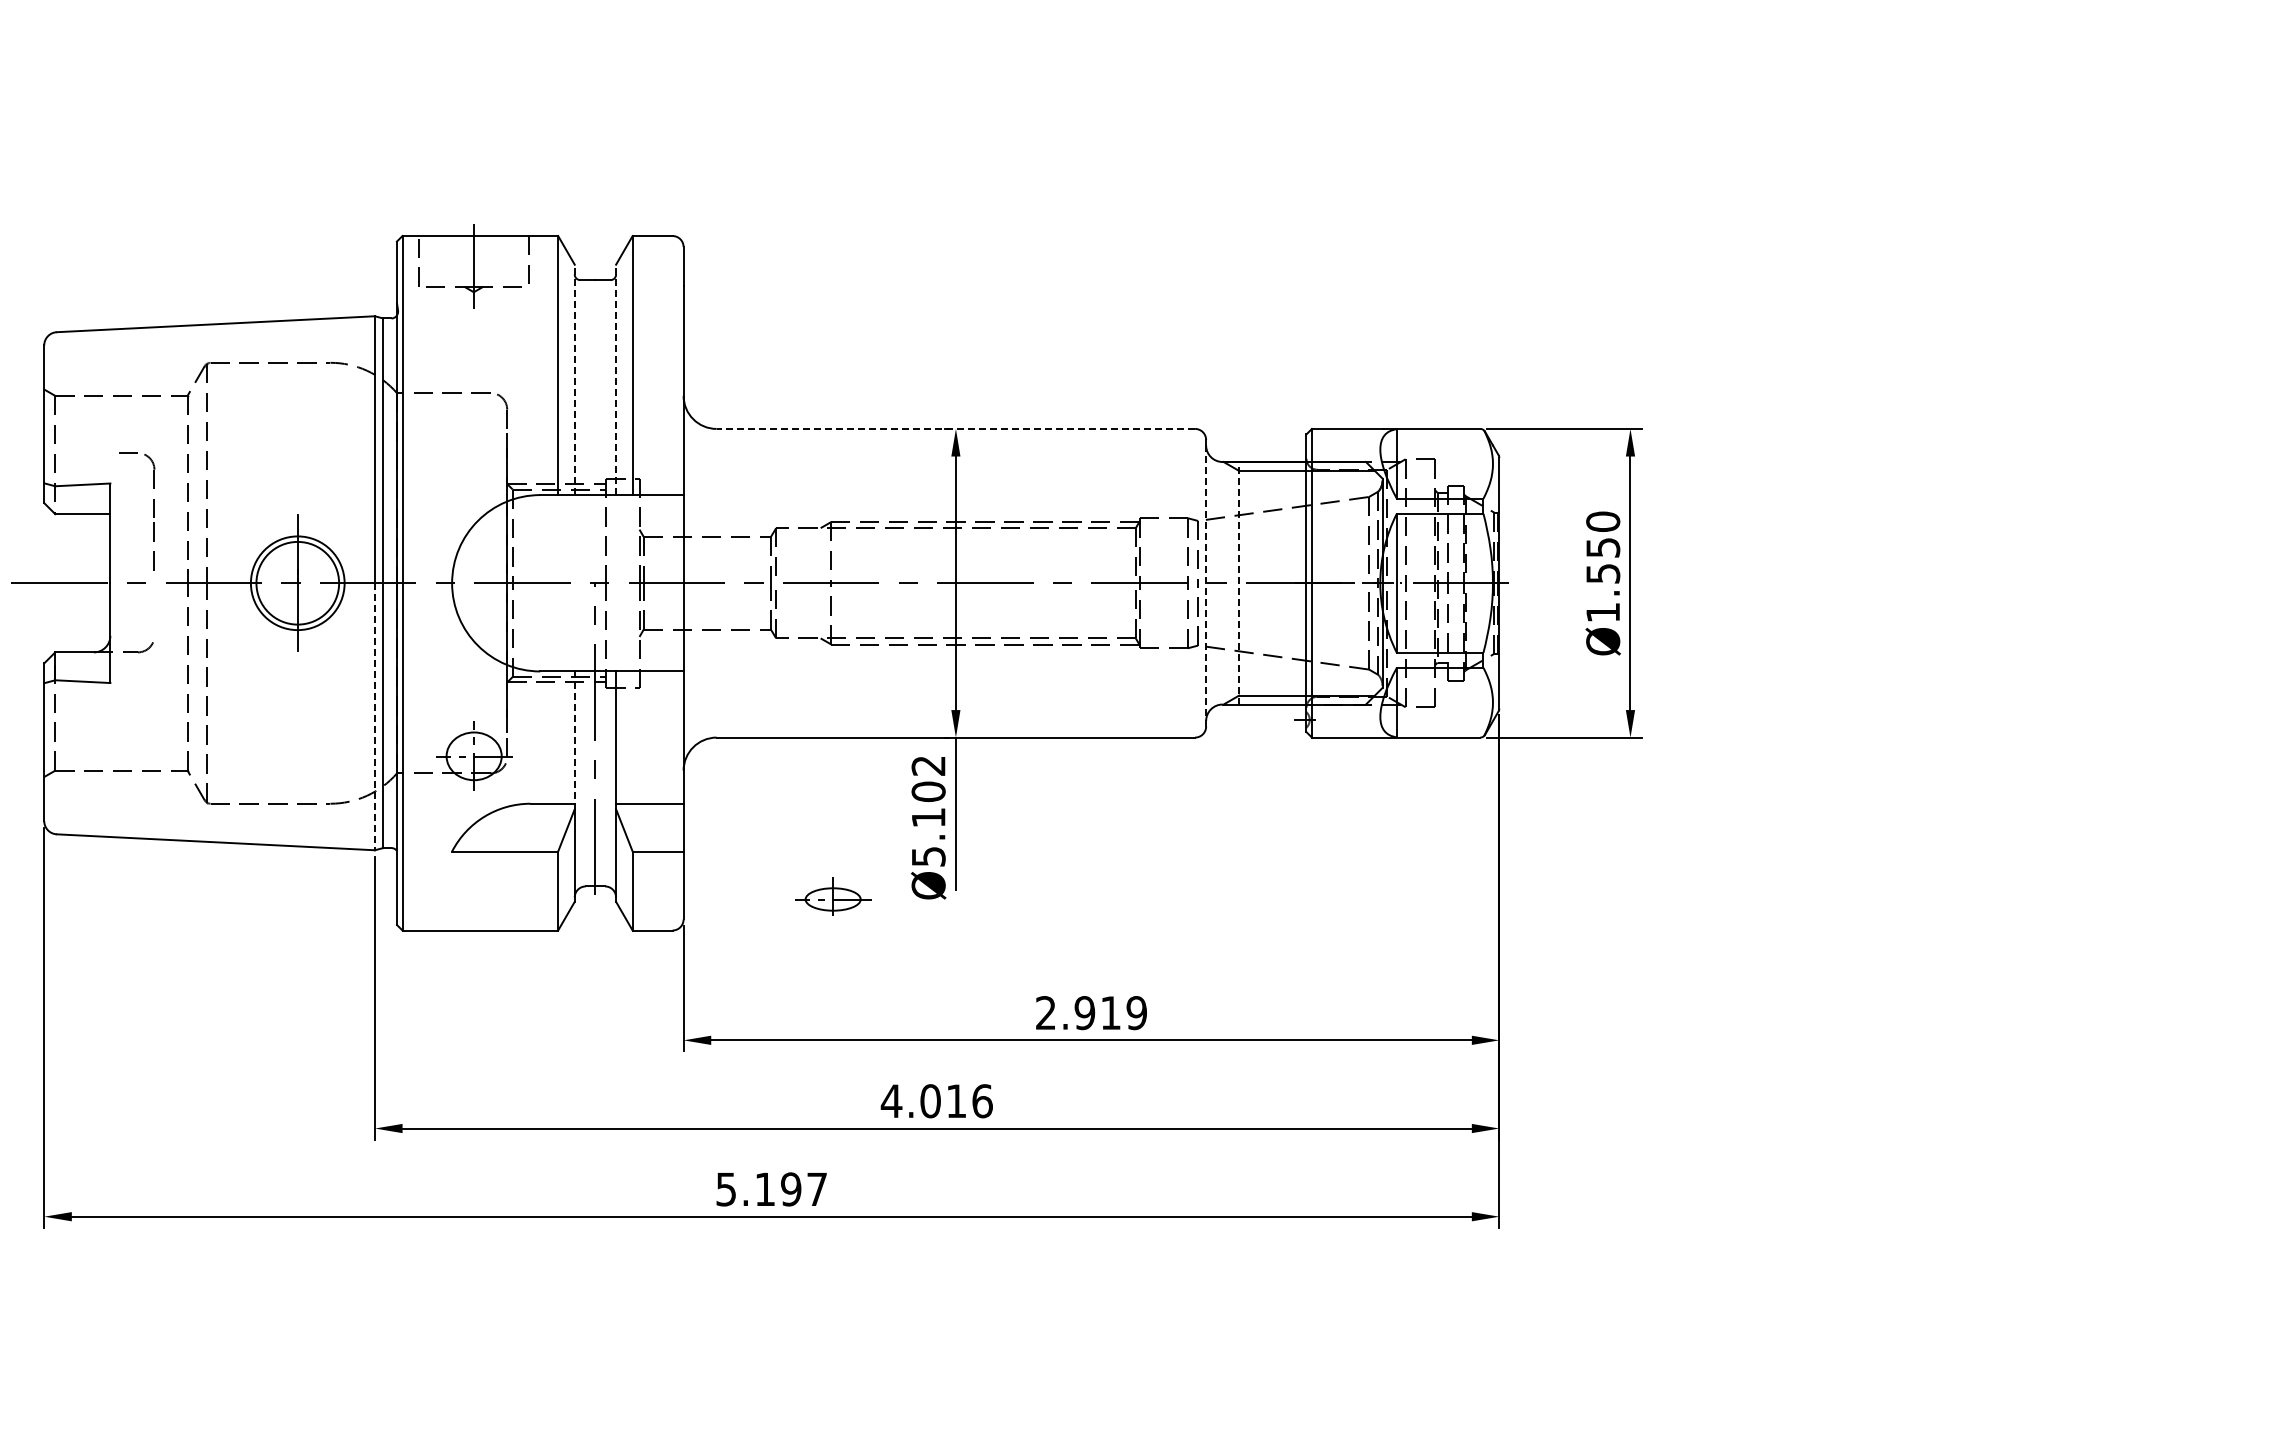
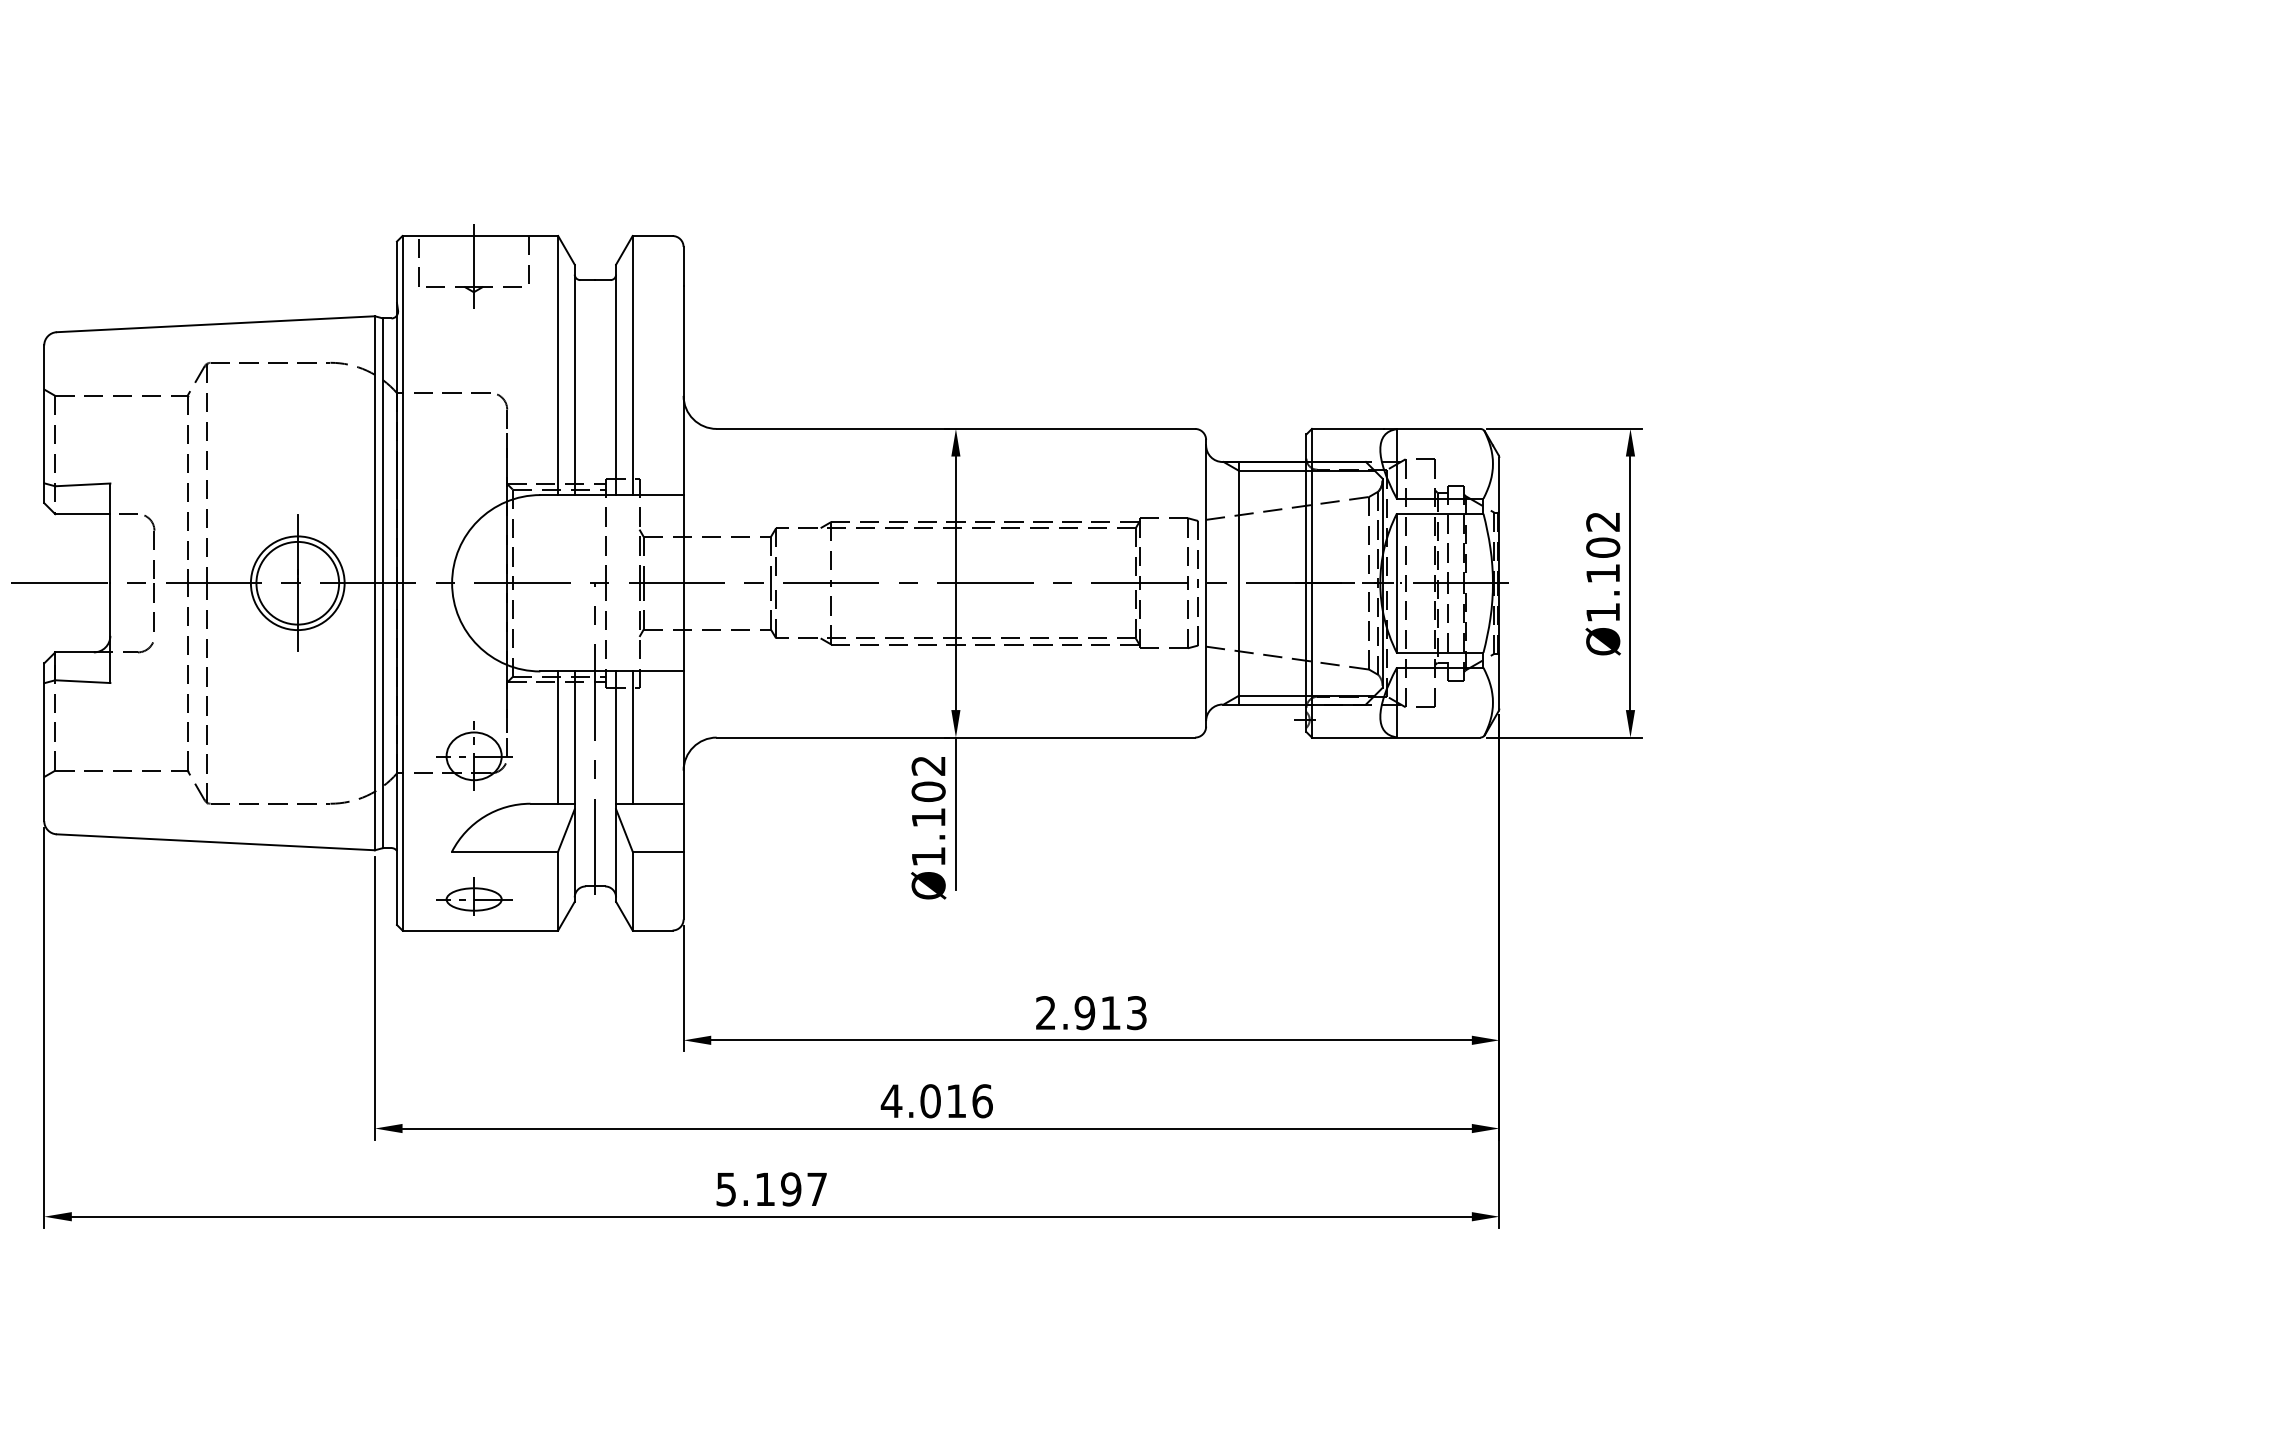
line: dashed -> solid (574, 379)
line: dashed -> solid (616, 379)
line: dashed -> solid (955, 428)
part position: (153, 511) -> (153, 572) (153, 572)
text: Ø1.550 -> Ø1.102 (1603, 547)
line: dashed -> solid (1239, 582)
line: dashed -> solid (1206, 586)
line: dashed -> solid (374, 717)
line: none -> present (558, 737)
line: none -> present (632, 737)
line: dashed -> solid (574, 738)
text: Ø5.102 -> Ø1.102 (928, 856)
part position: (833, 896) -> (474, 896) (474, 896)
text: 2.919 -> 2.913 (1136, 1012)
